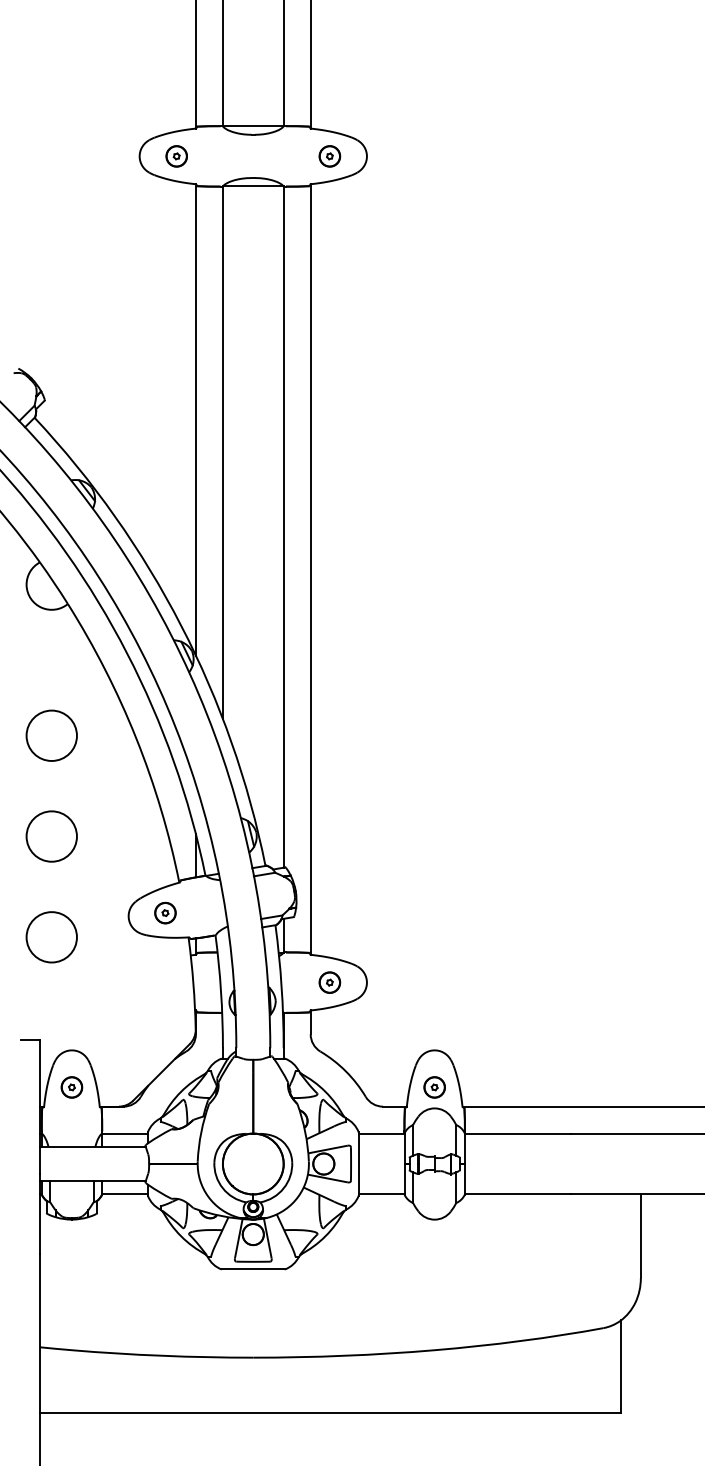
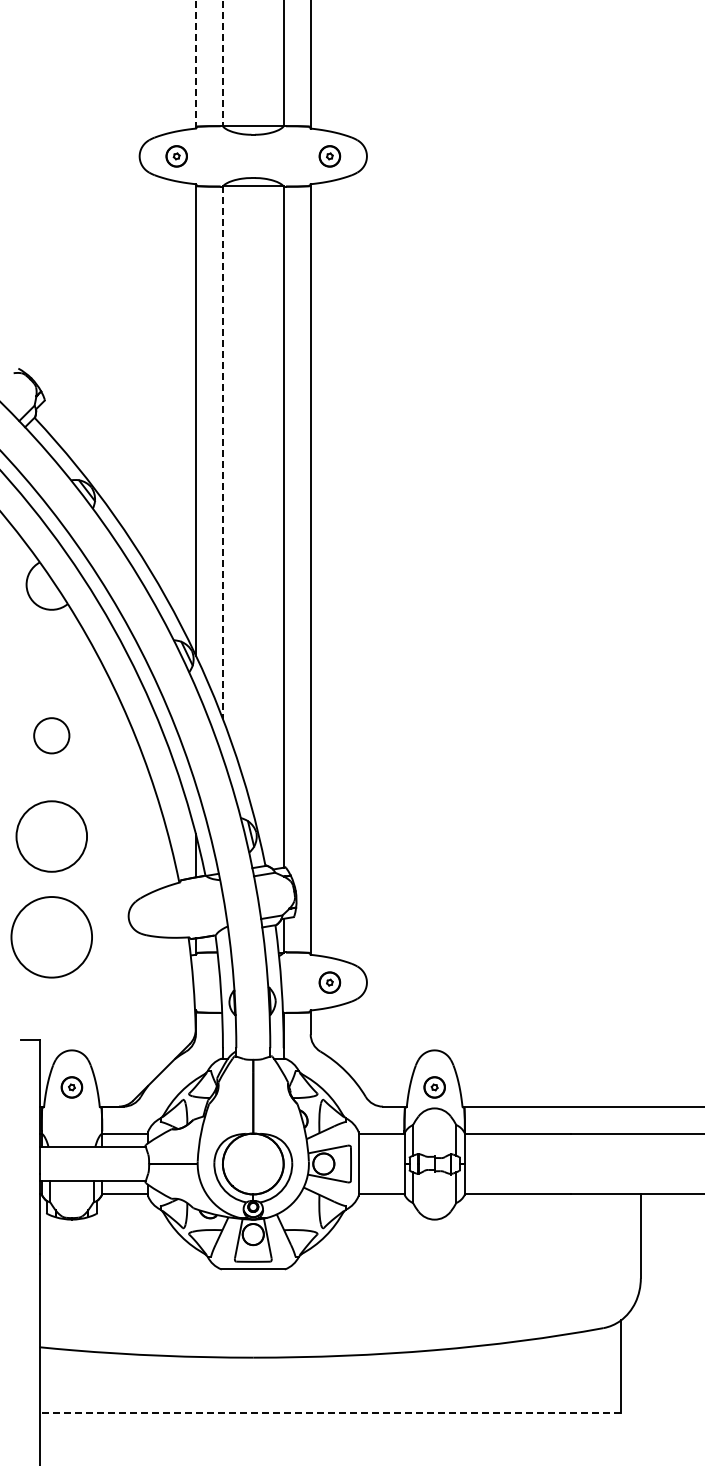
line: solid -> dashed (222, 63)
line: solid -> dashed (195, 64)
line: solid -> dashed (222, 453)
circle diameter: 50 px -> 35 px (51, 735)
circle diameter: 50 px -> 71 px (51, 836)
part: present -> none (165, 912)
circle diameter: 50 px -> 81 px (51, 937)
line: solid -> dashed (330, 1412)
